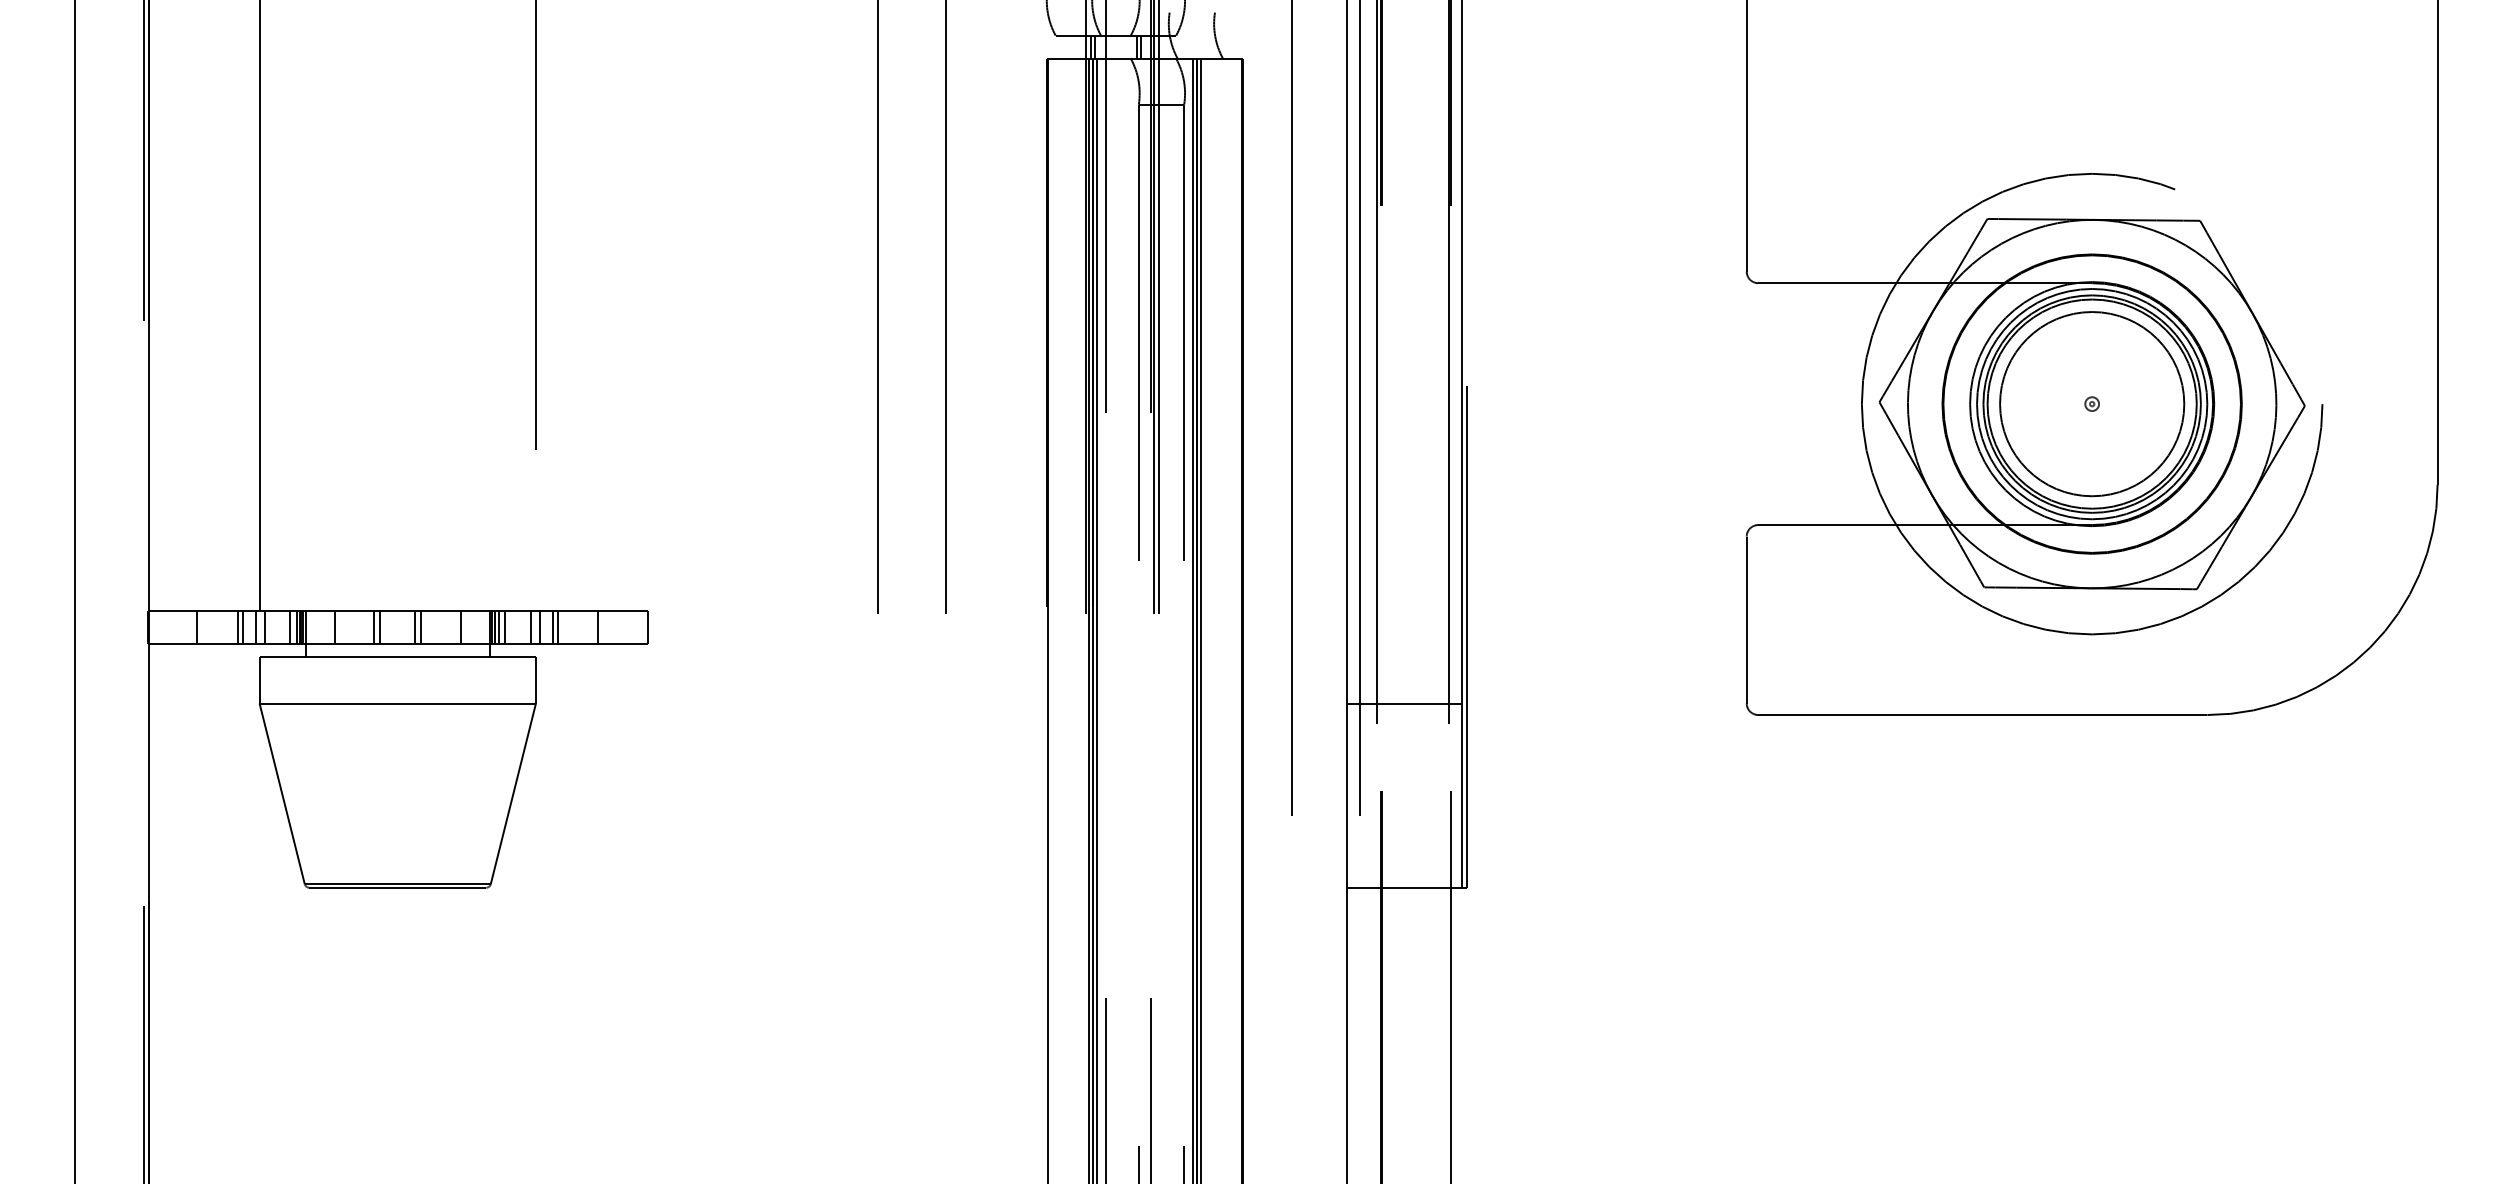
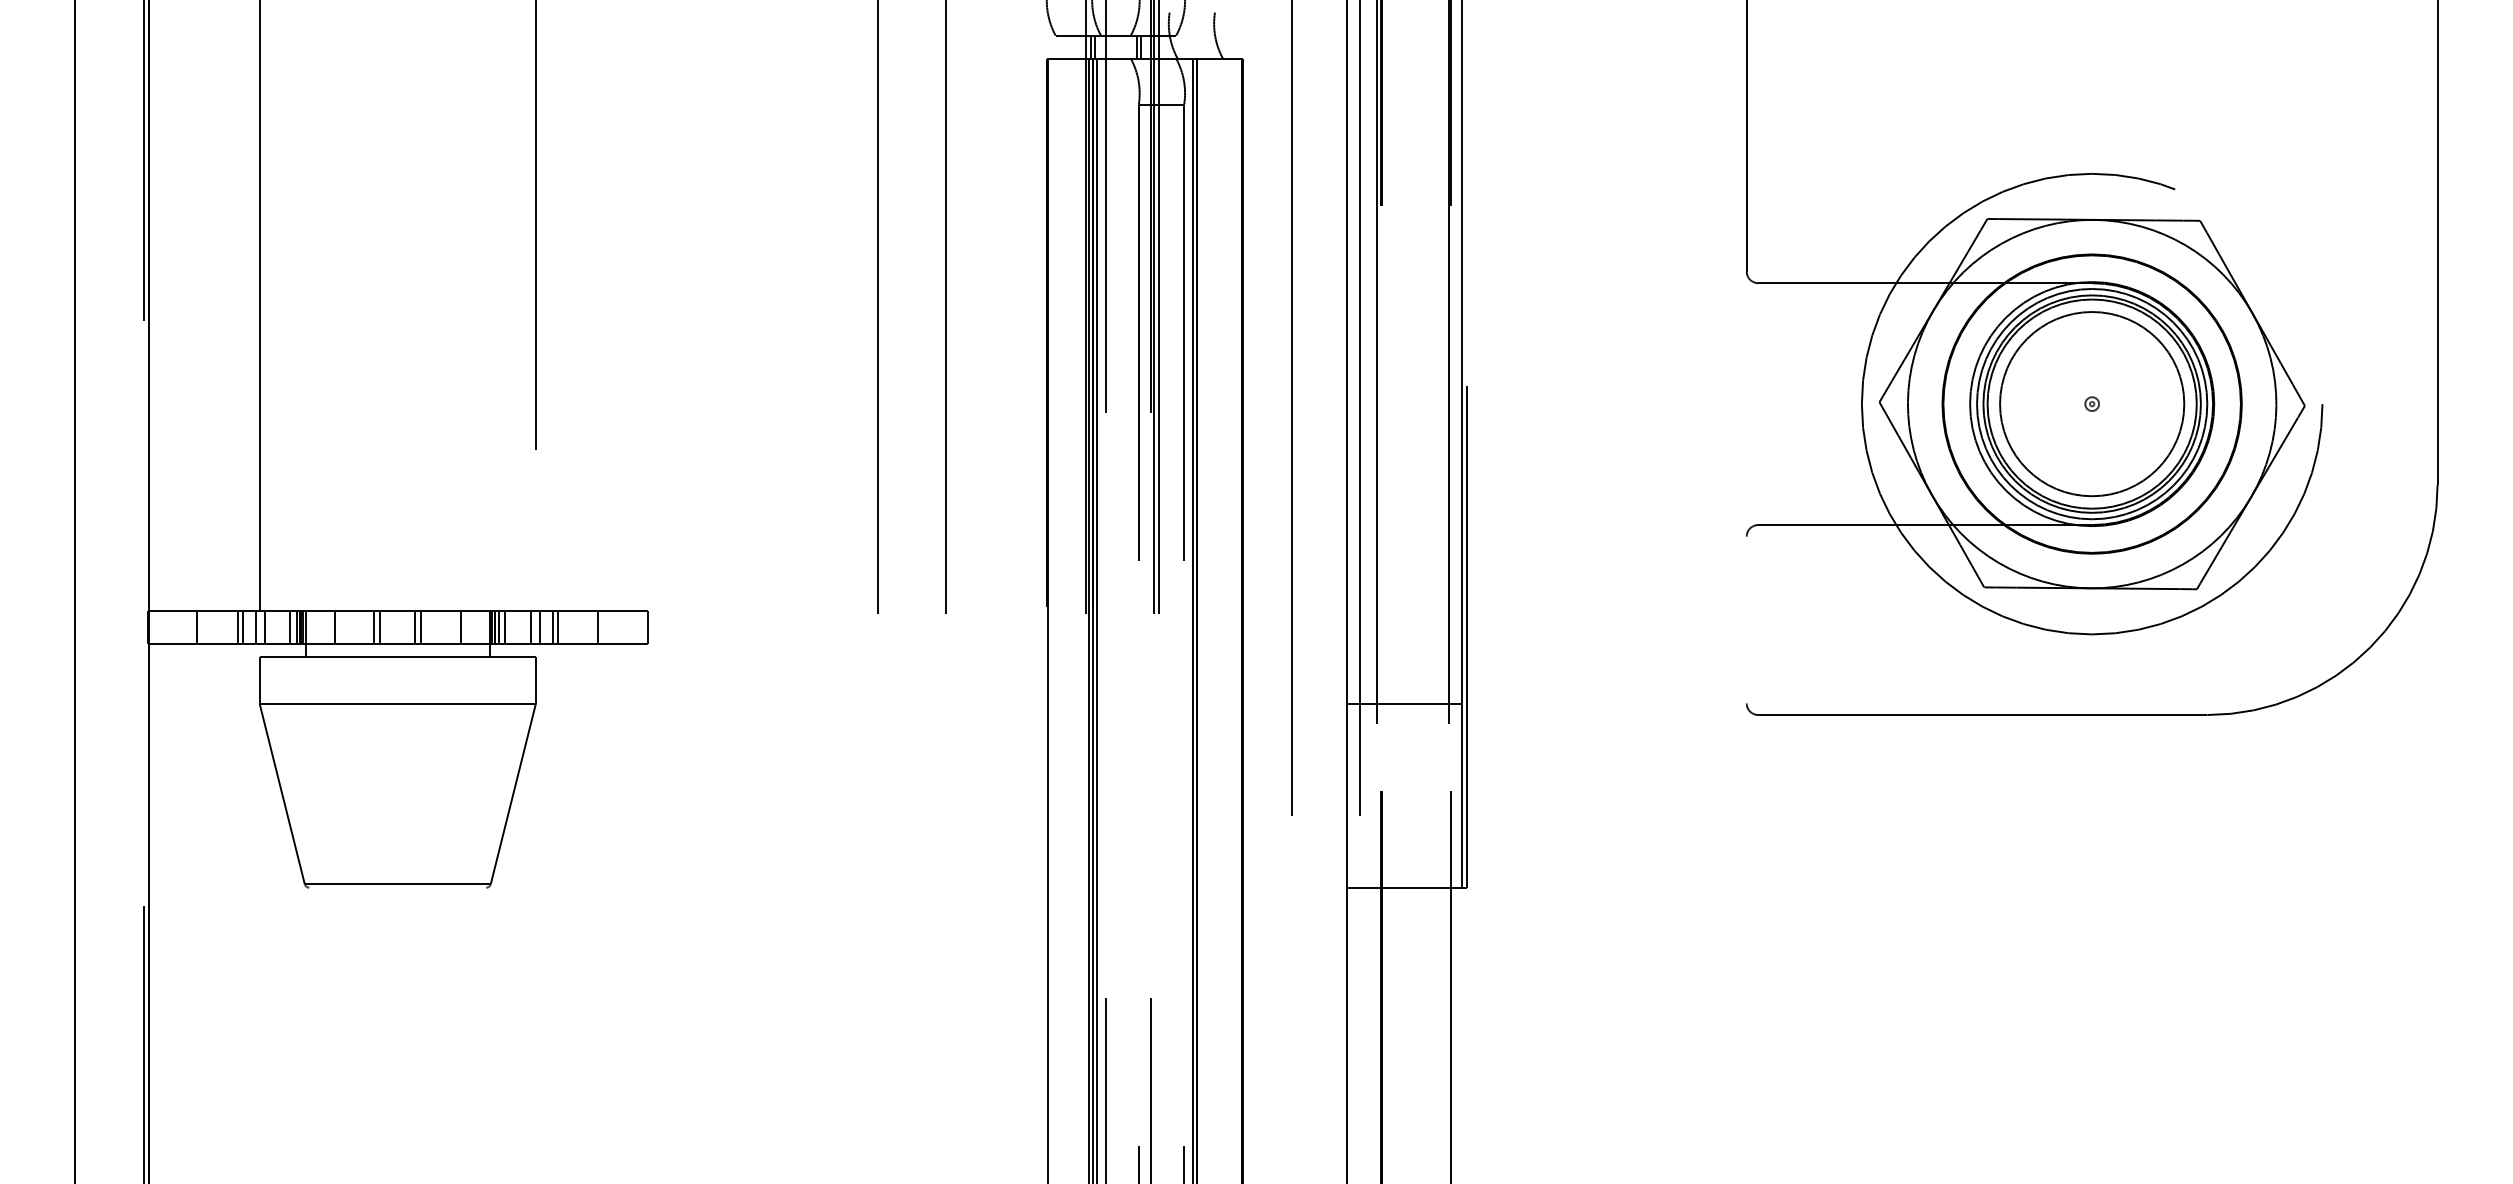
line: present -> none (1201, 619)
line: present -> none (1746, 619)
line: present -> none (397, 887)
